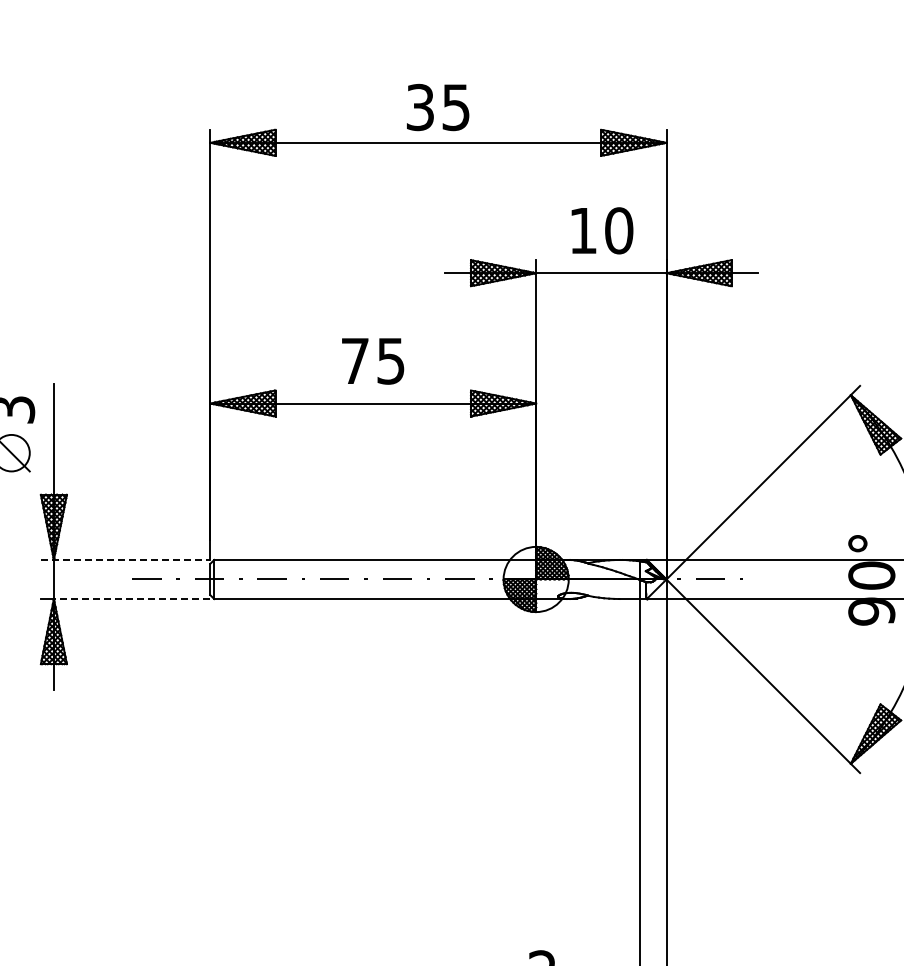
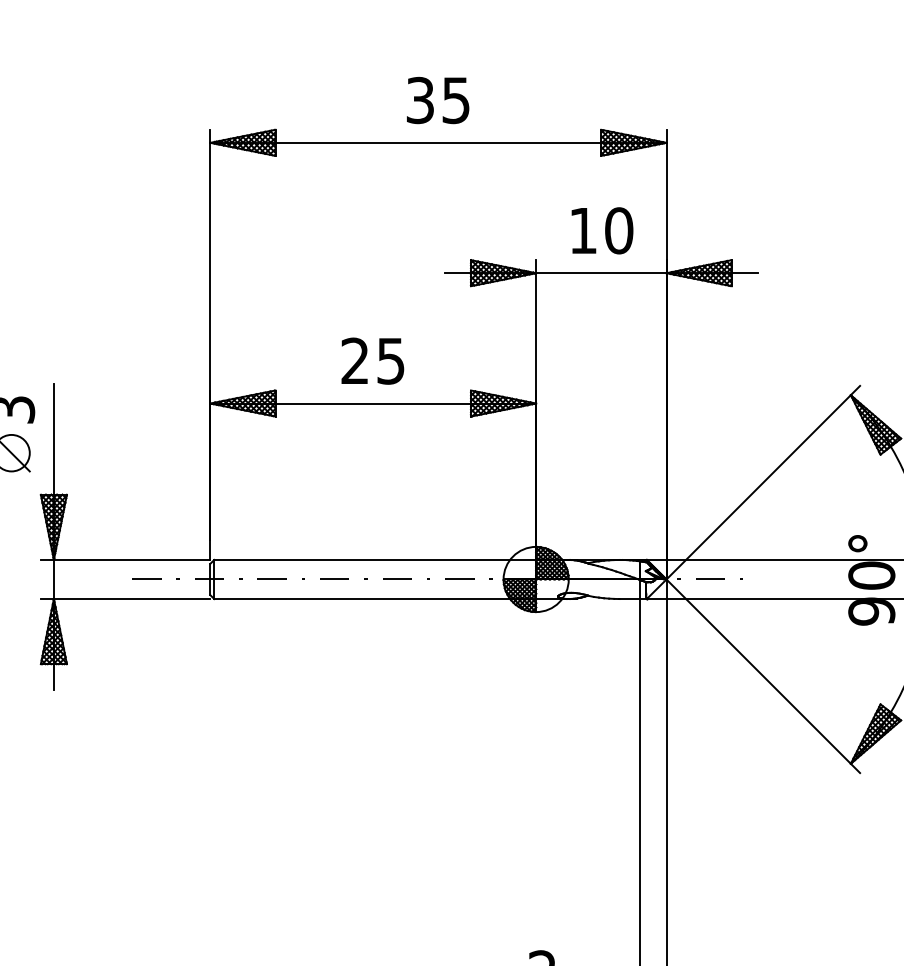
text position: (438, 107) -> (438, 100) (438, 100)
text: 75 -> 25 (354, 360)
line: dashed -> solid (125, 559)
line: dashed -> solid (131, 599)
